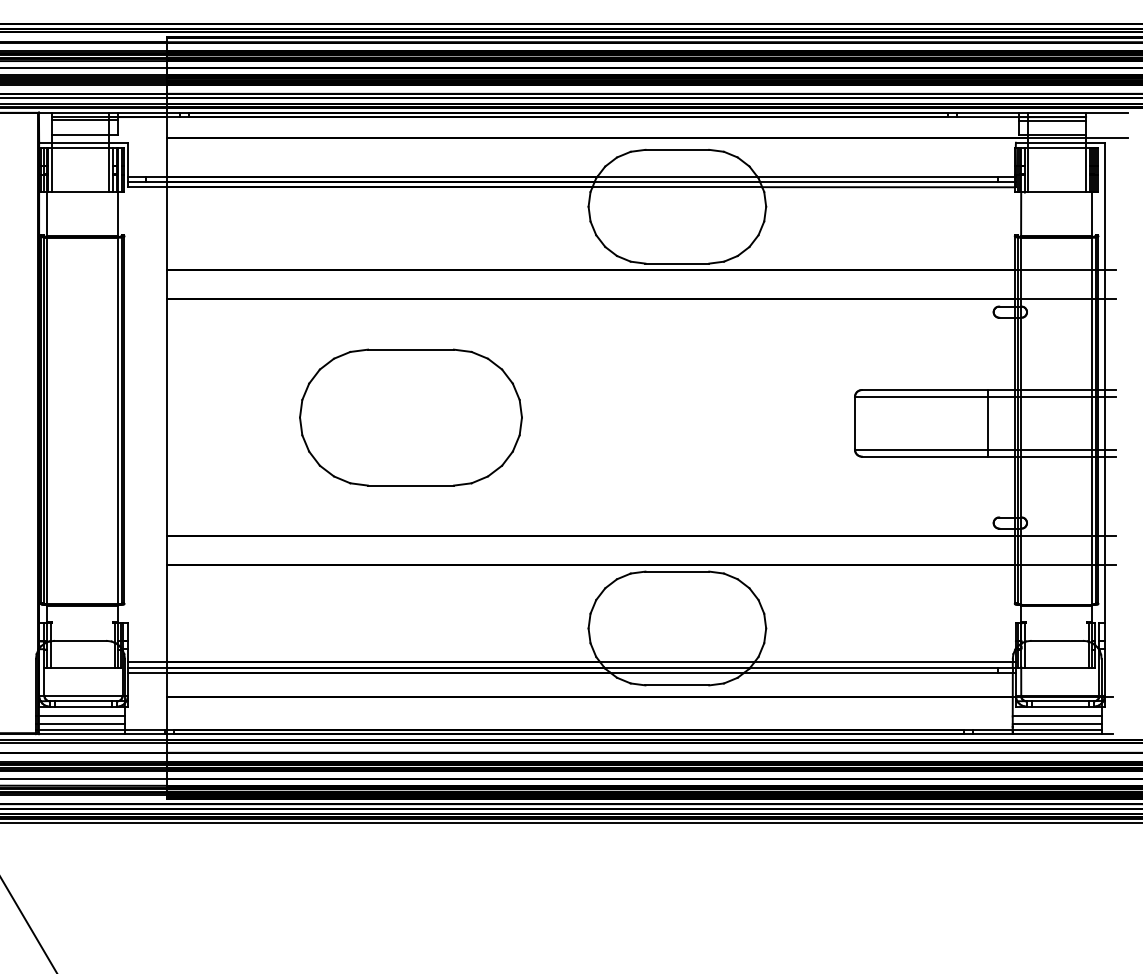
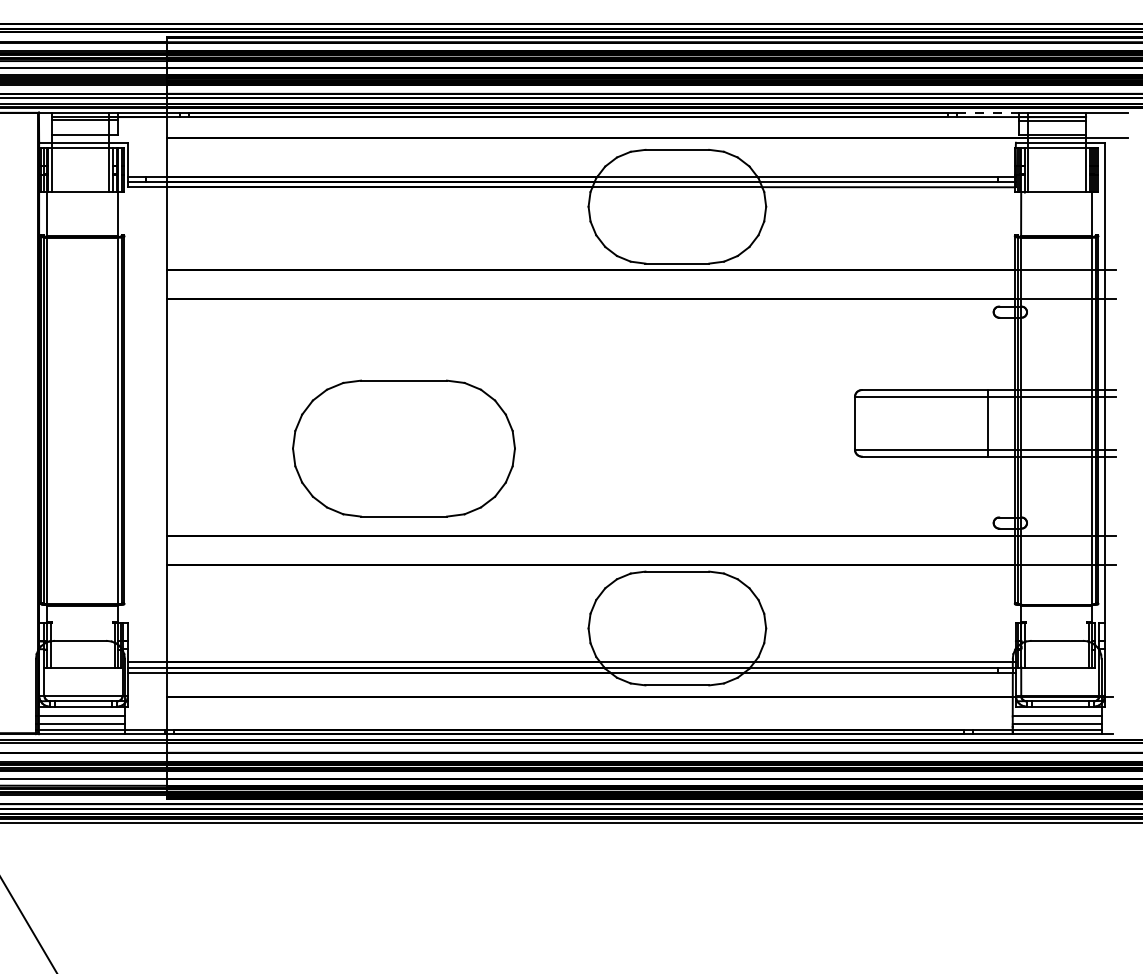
line: solid -> dashed (988, 112)
part position: (410, 417) -> (403, 448) (403, 448)
